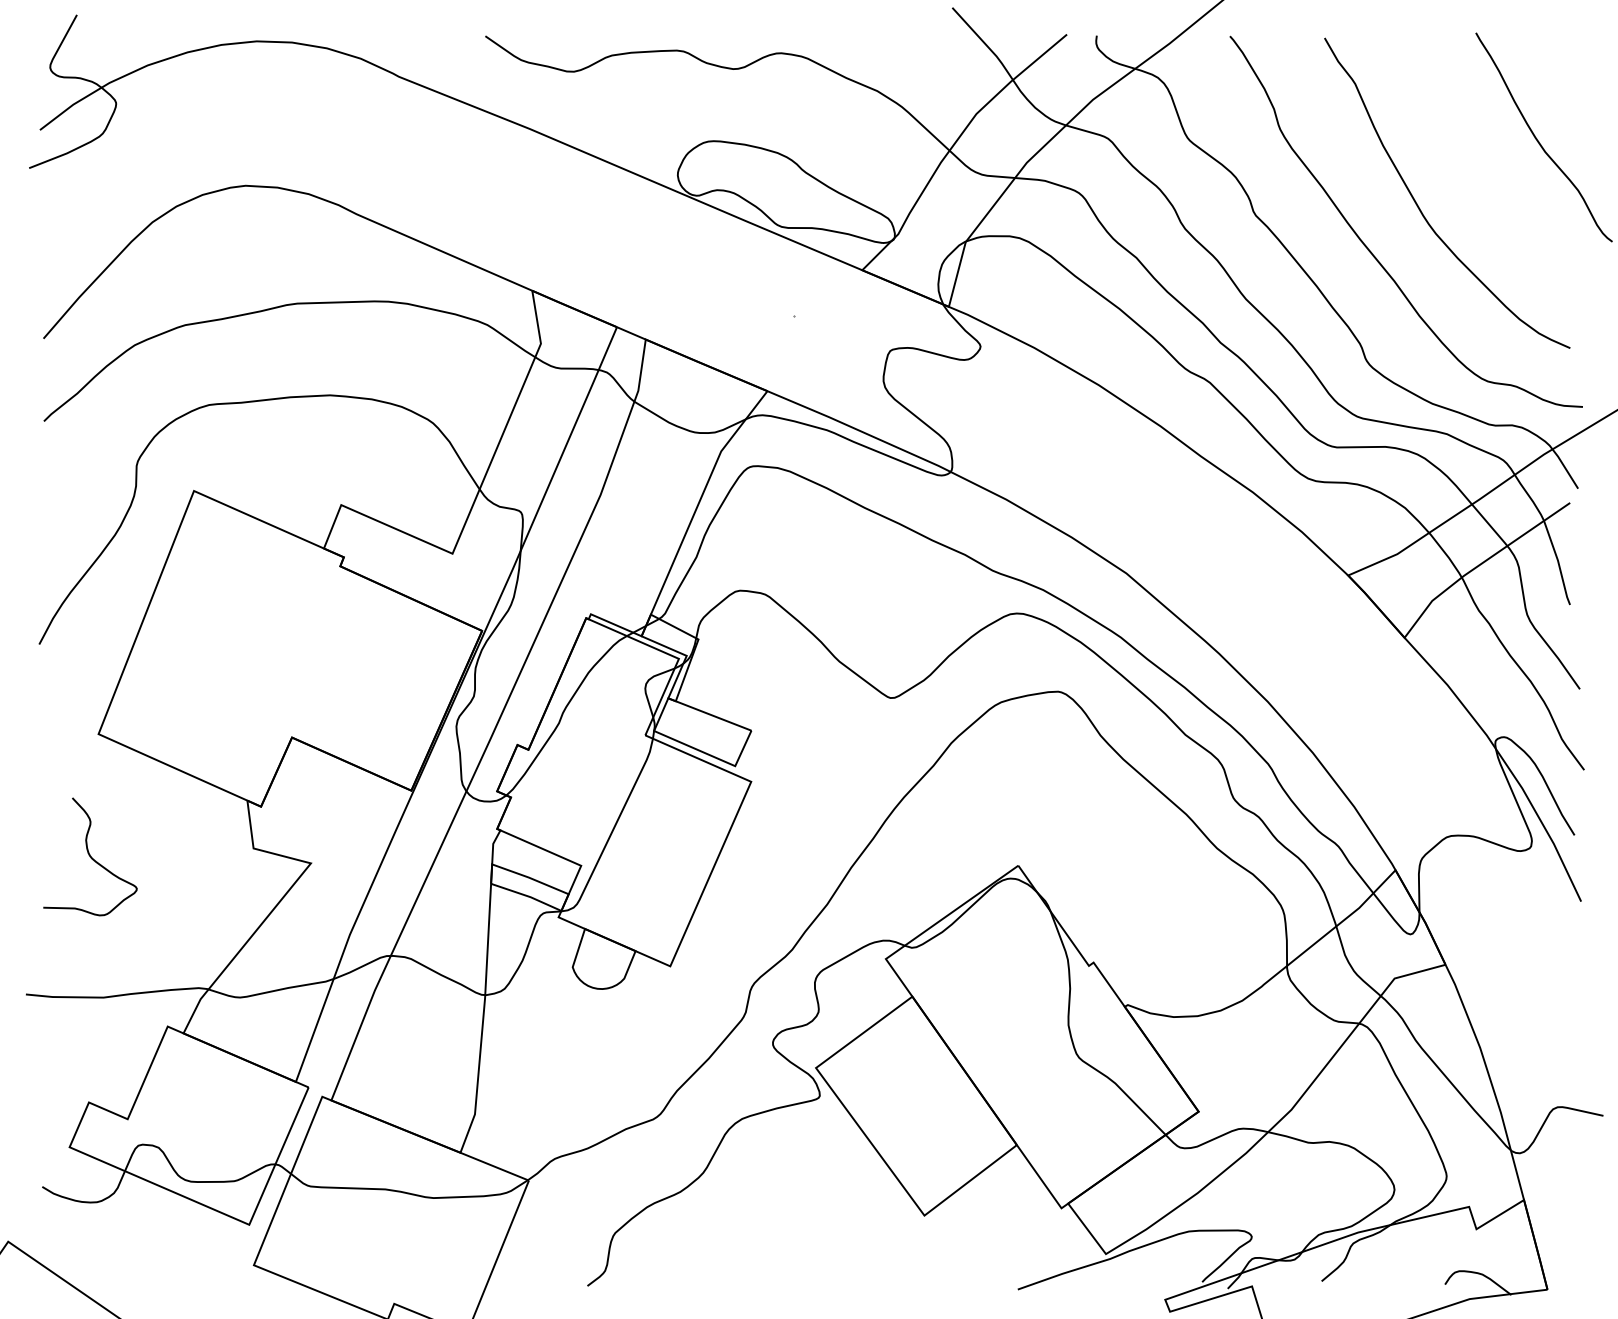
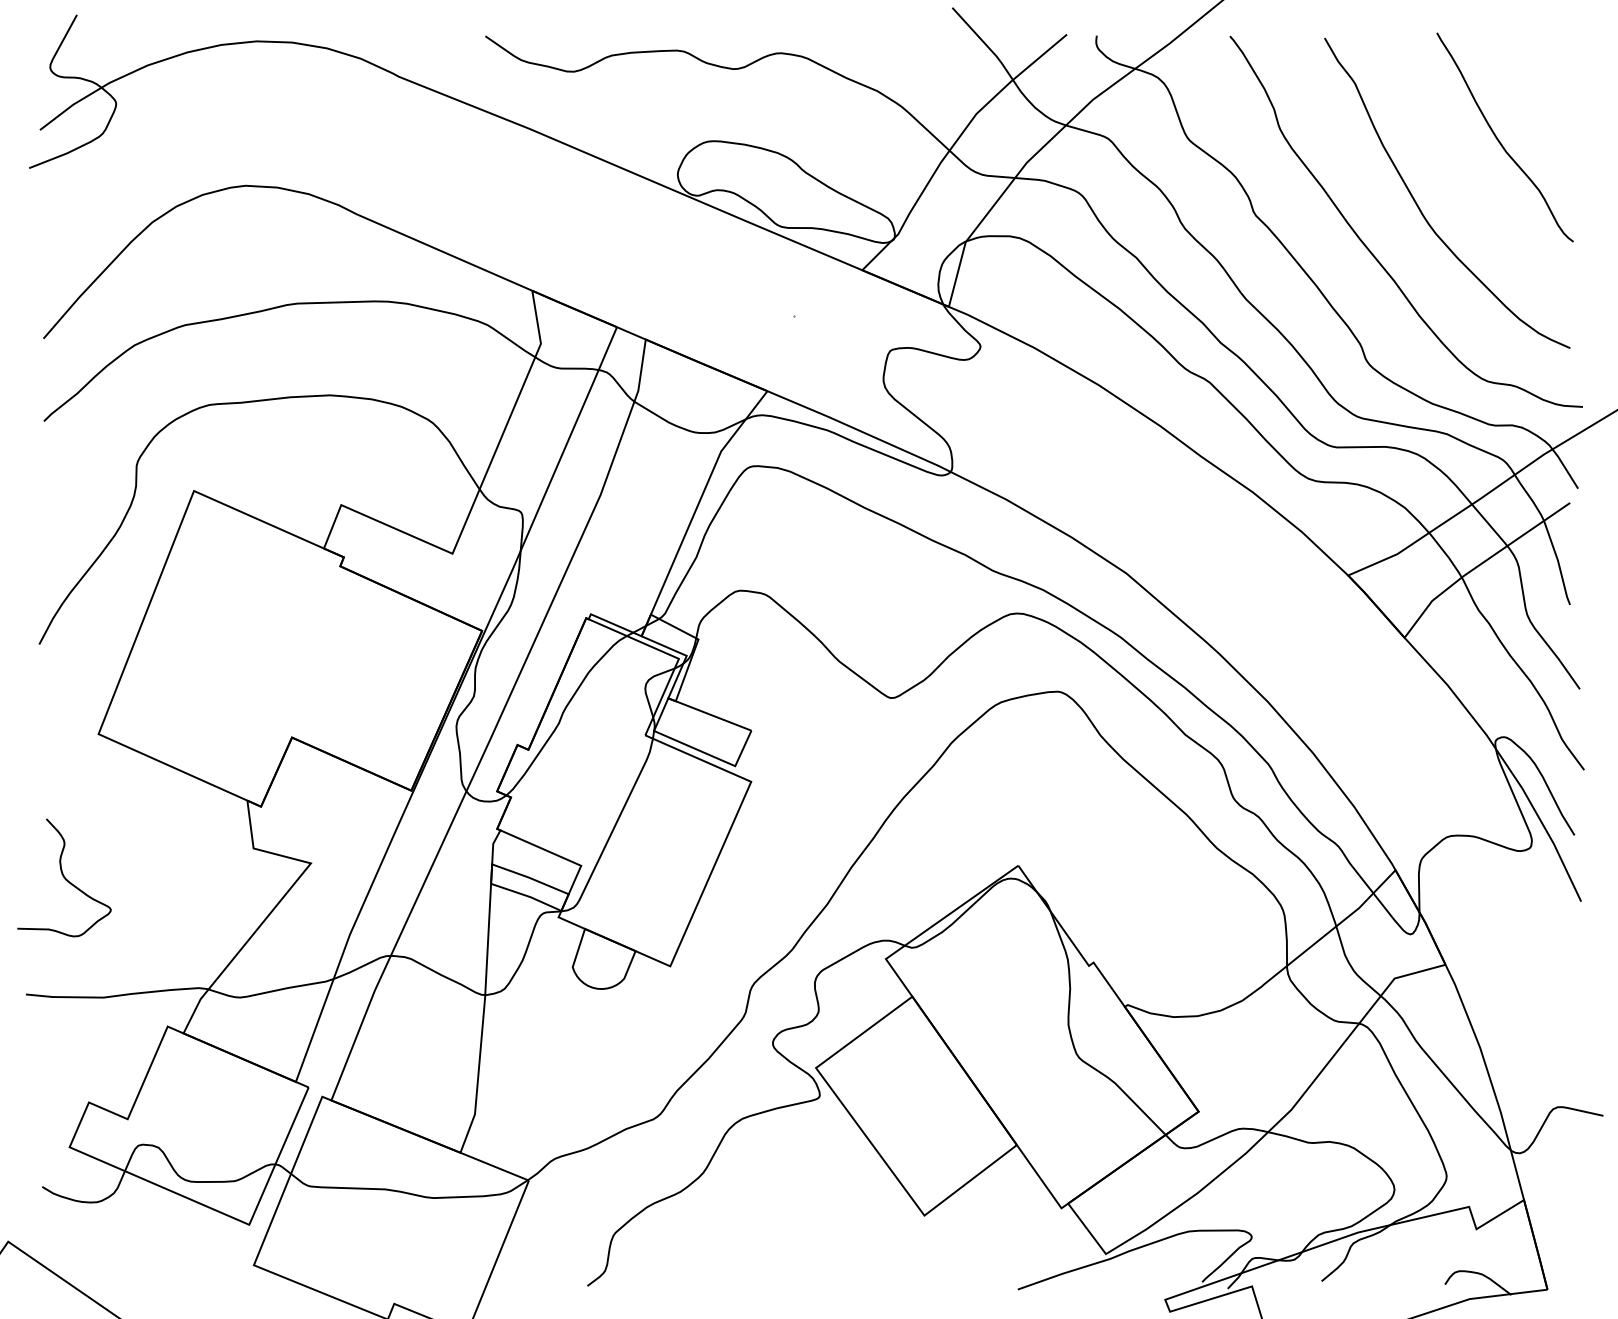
curve position: (1539, 141) -> (1500, 141) (1500, 141)
curve position: (90, 856) -> (64, 877) (64, 877)
